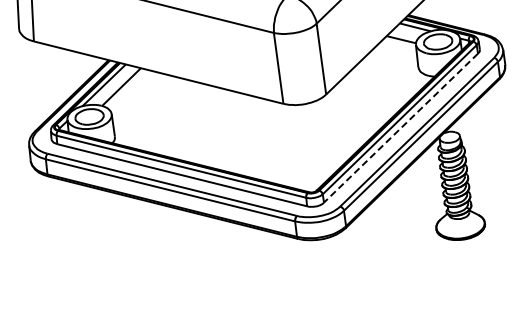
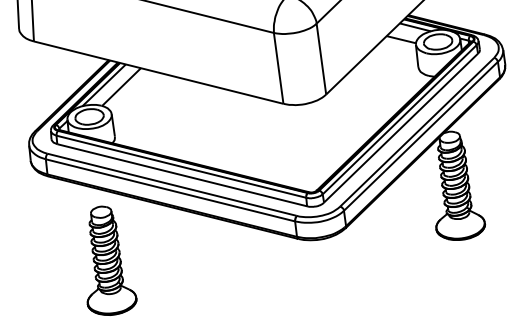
line: dashed -> solid (400, 128)
part: none -> present (111, 260)
